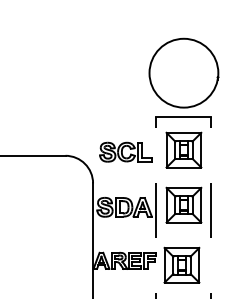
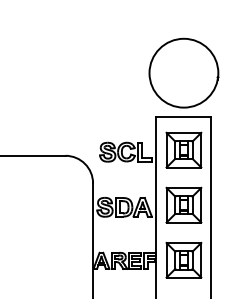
line: dashed -> solid (156, 207)
line: dashed -> solid (211, 207)
part position: (181, 264) -> (183, 259) (183, 259)
